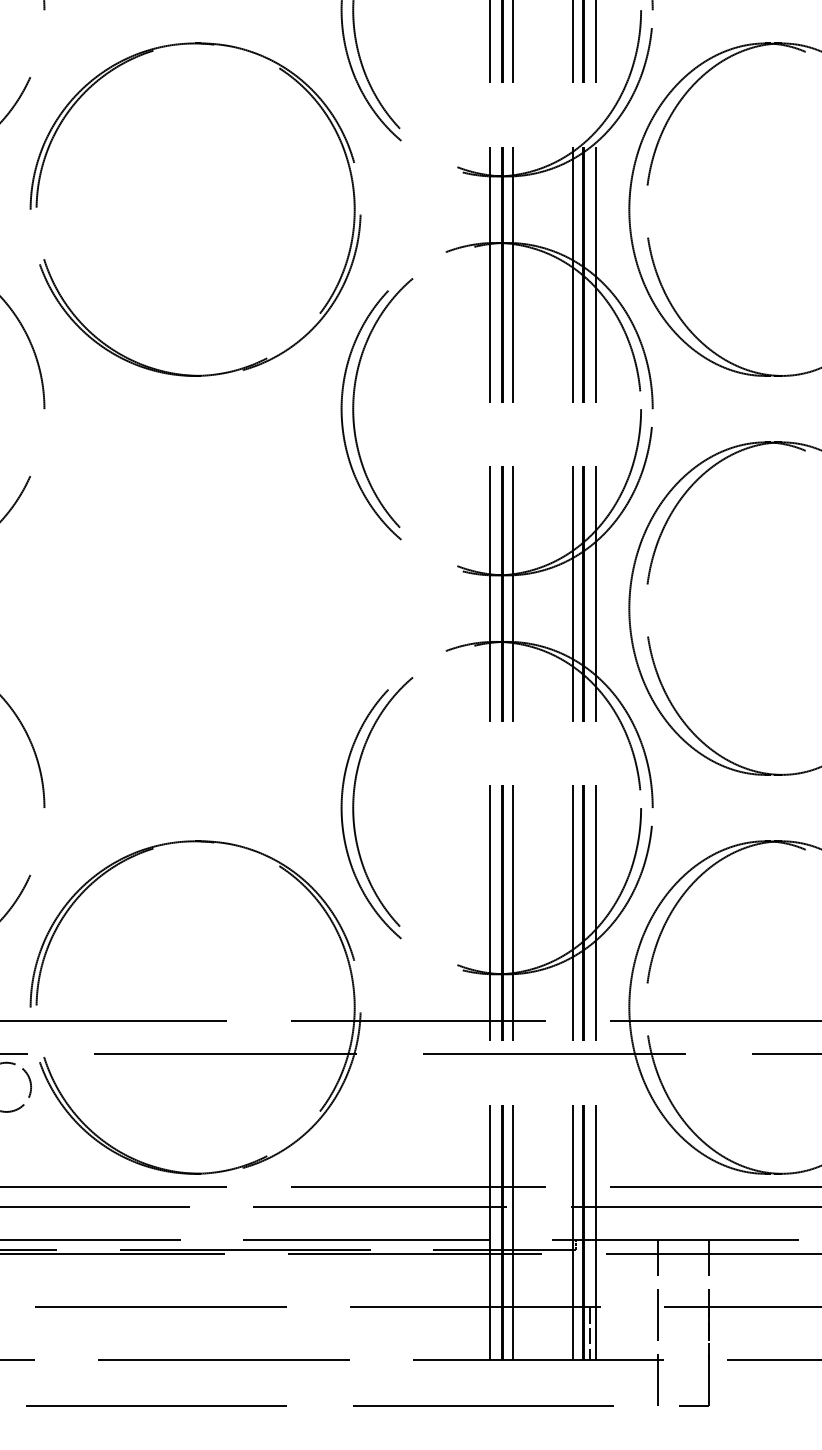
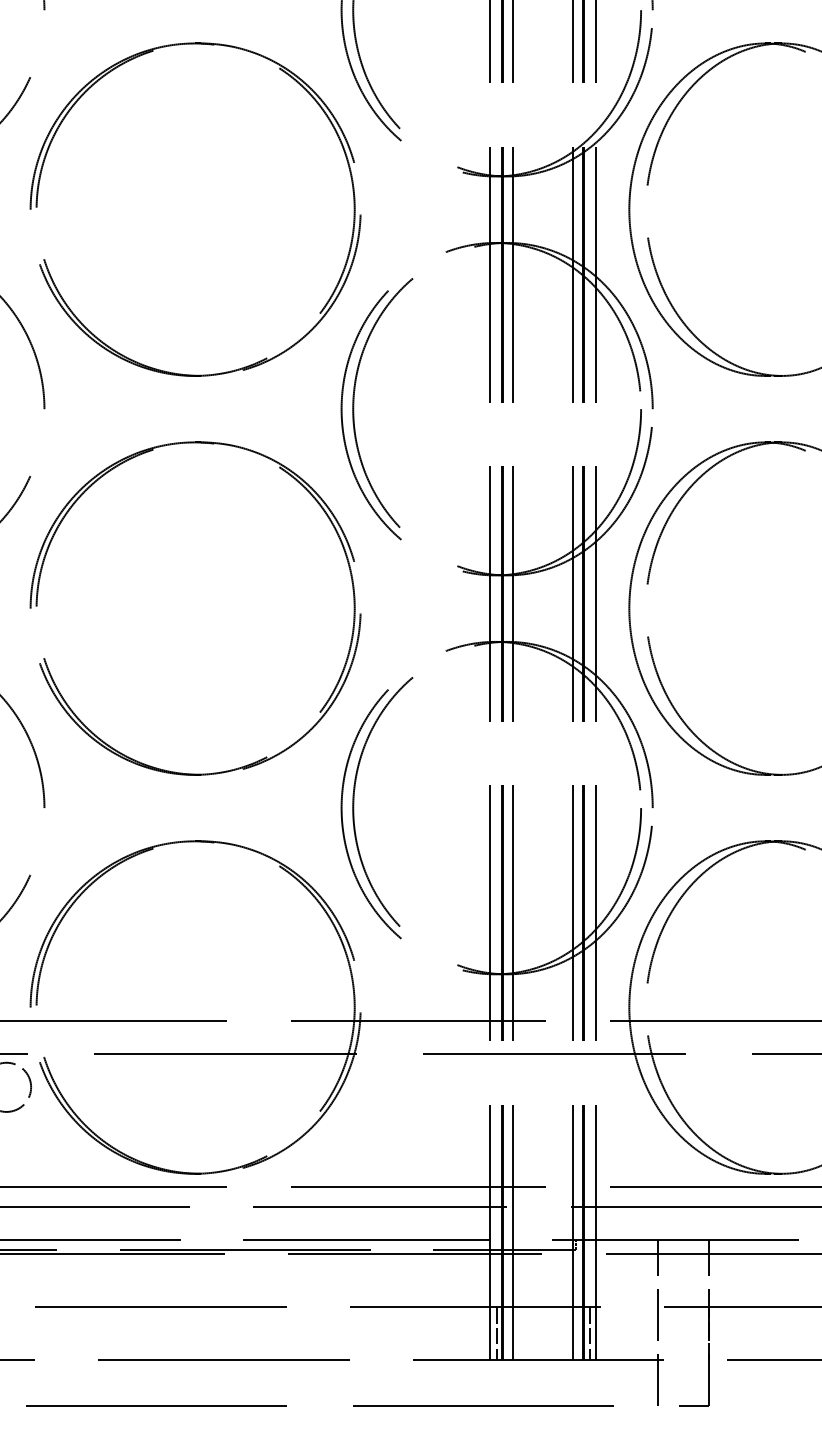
part: none -> present (38, 594)
line: none -> present (496, 1332)
